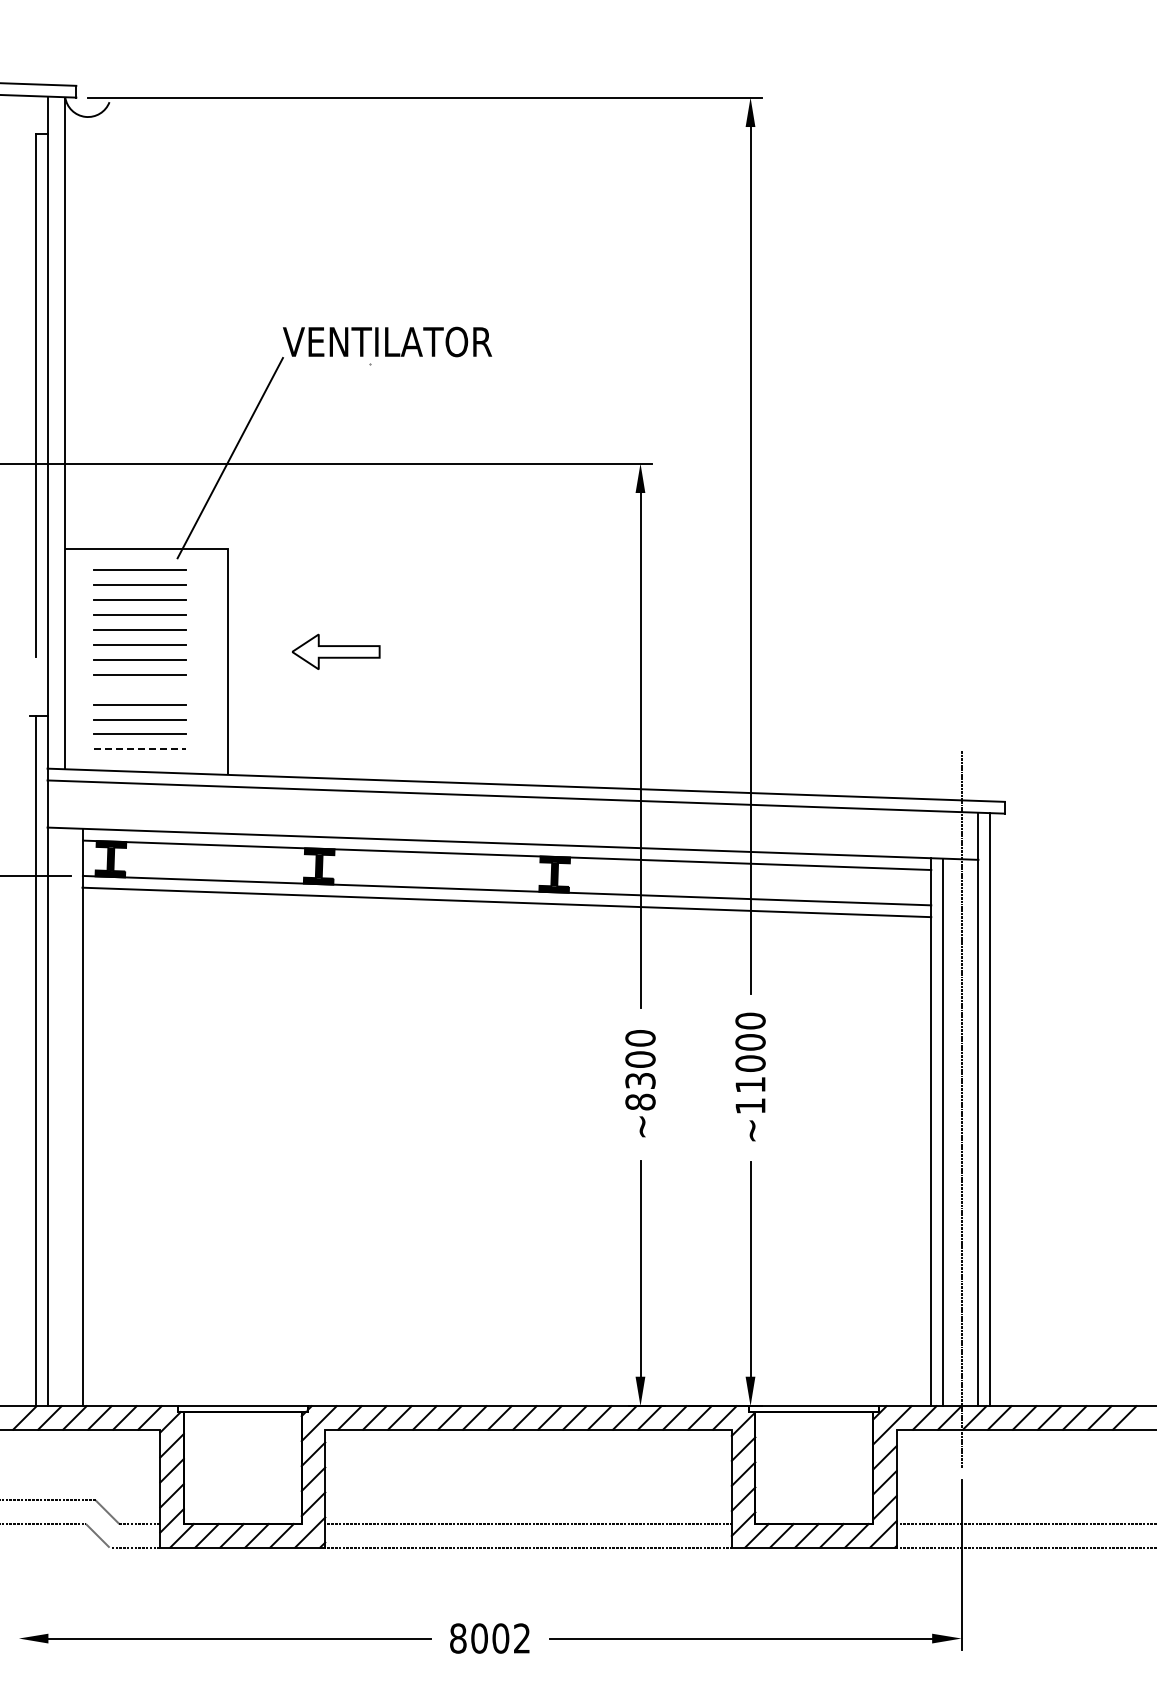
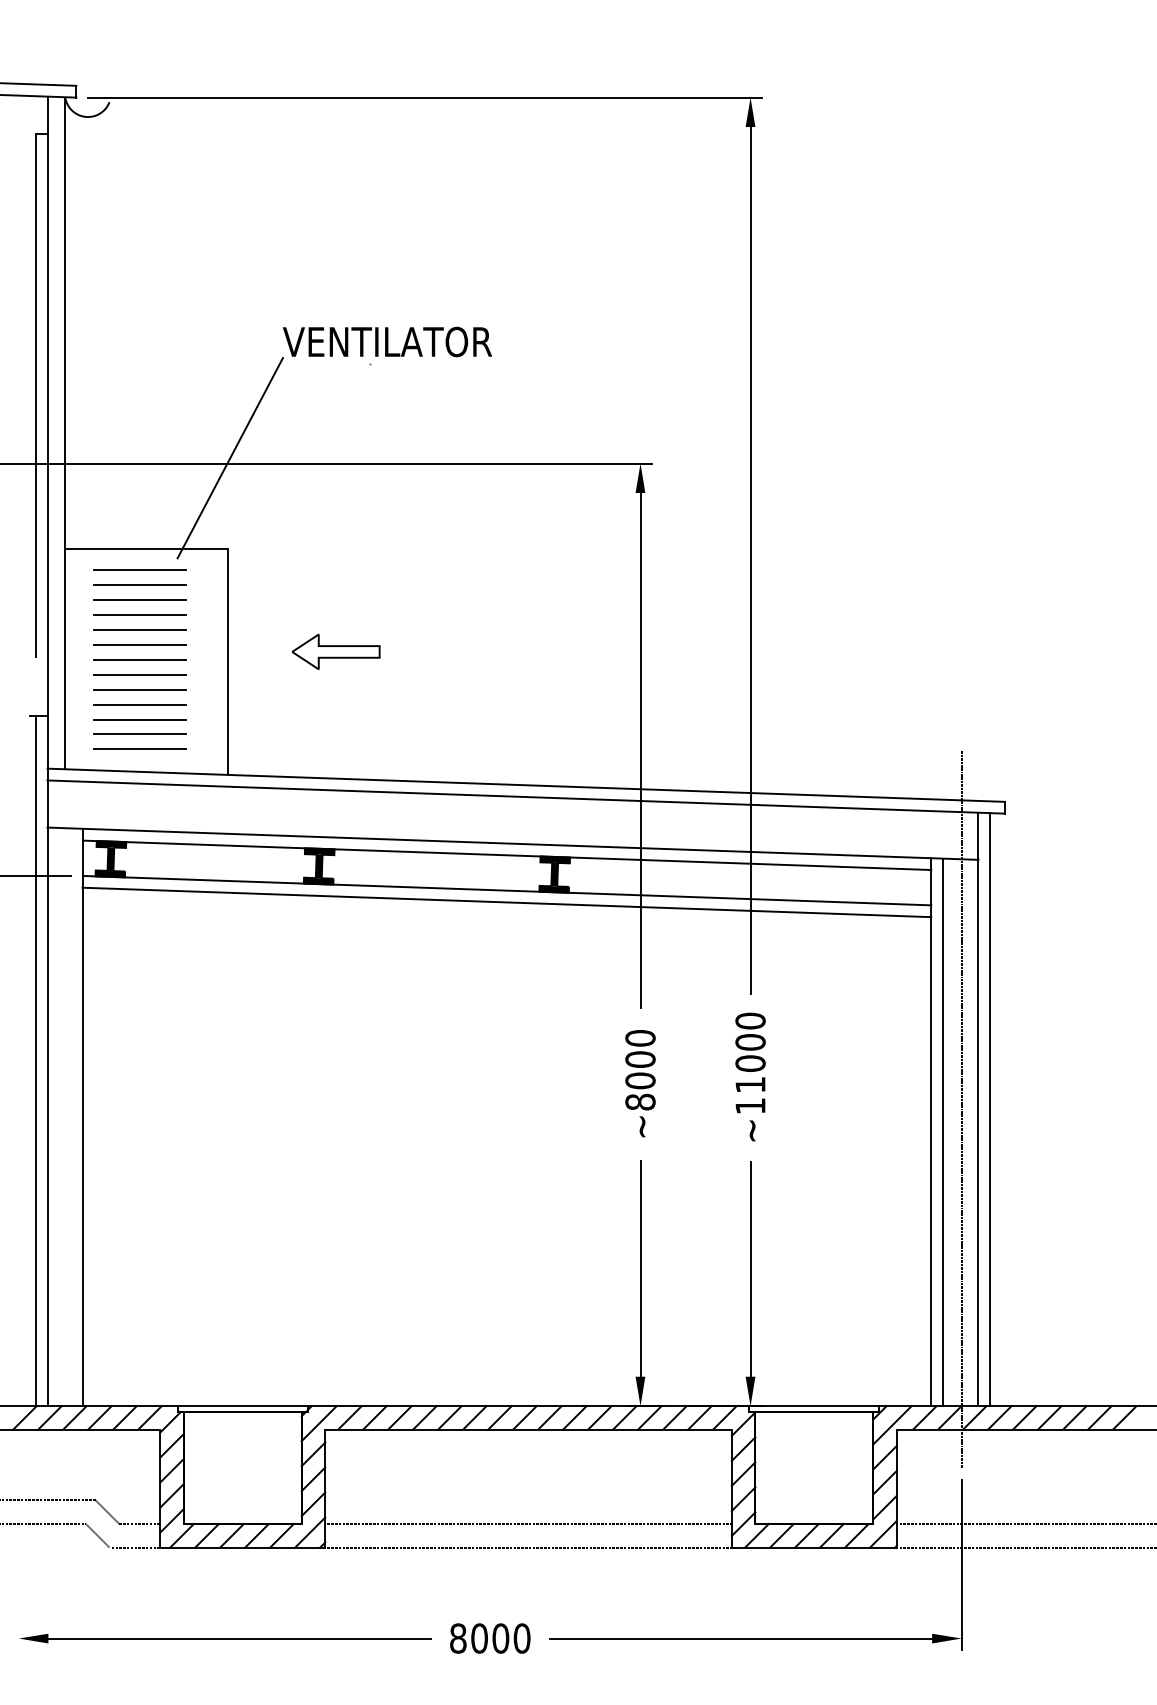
line: none -> present (139, 689)
line: dashed -> solid (139, 749)
text: ~8300 -> ~8000 (640, 1080)
text: 8002 -> 8000 (521, 1638)
